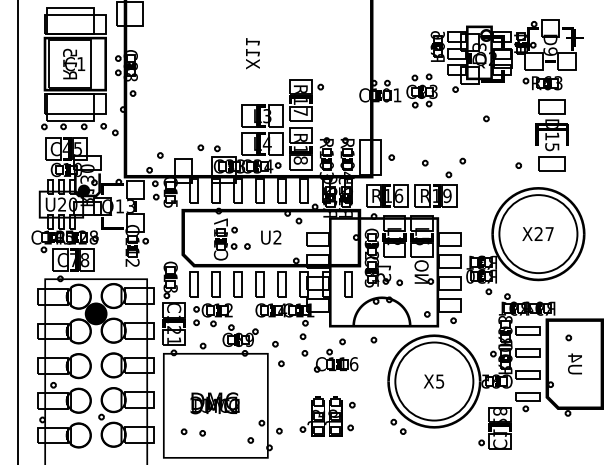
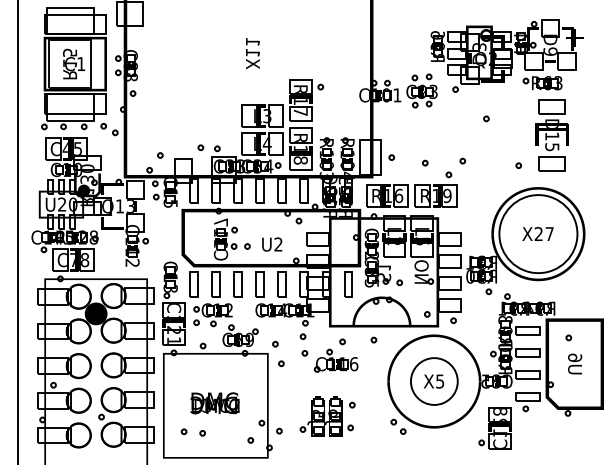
text position: (271, 237) -> (272, 244) (272, 244)
text: U4 -> U6 (575, 357)
circle diameter: 78 px -> 47 px (433, 381)
